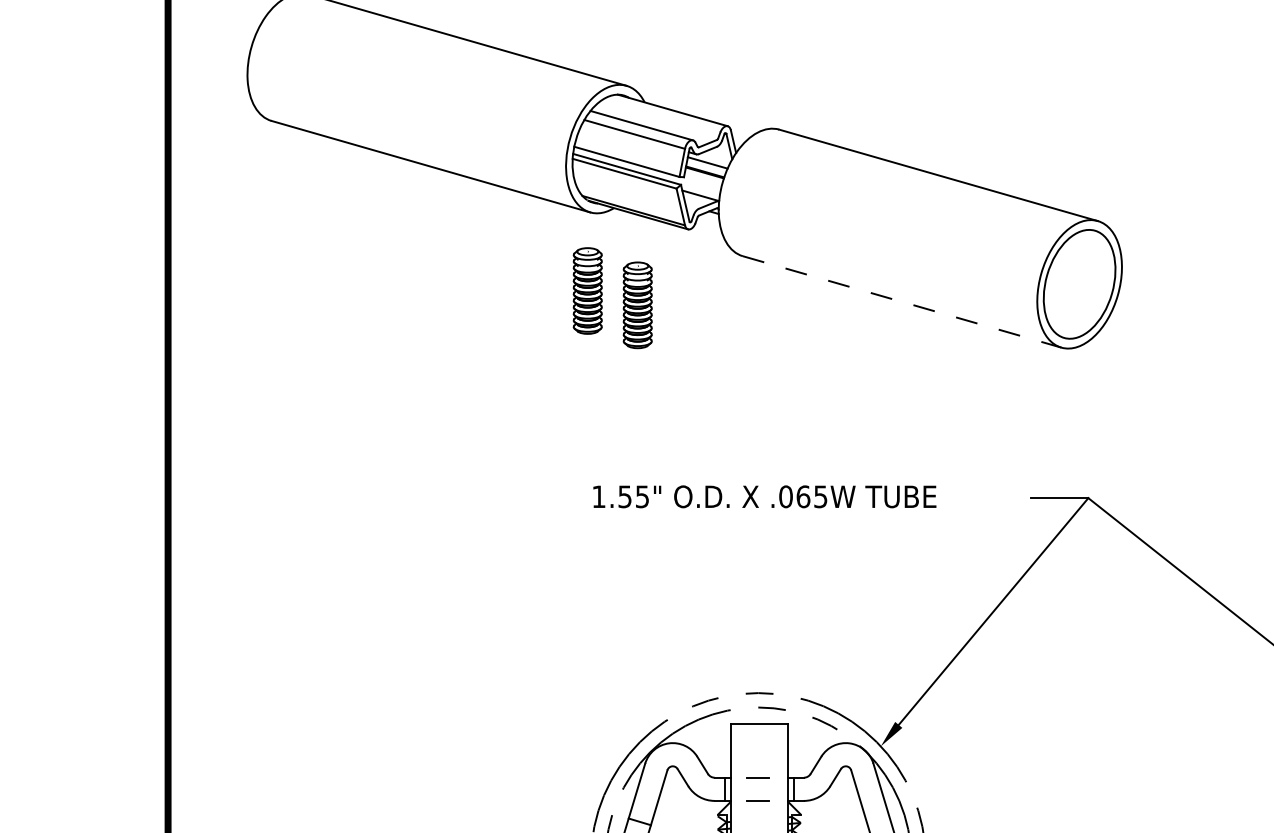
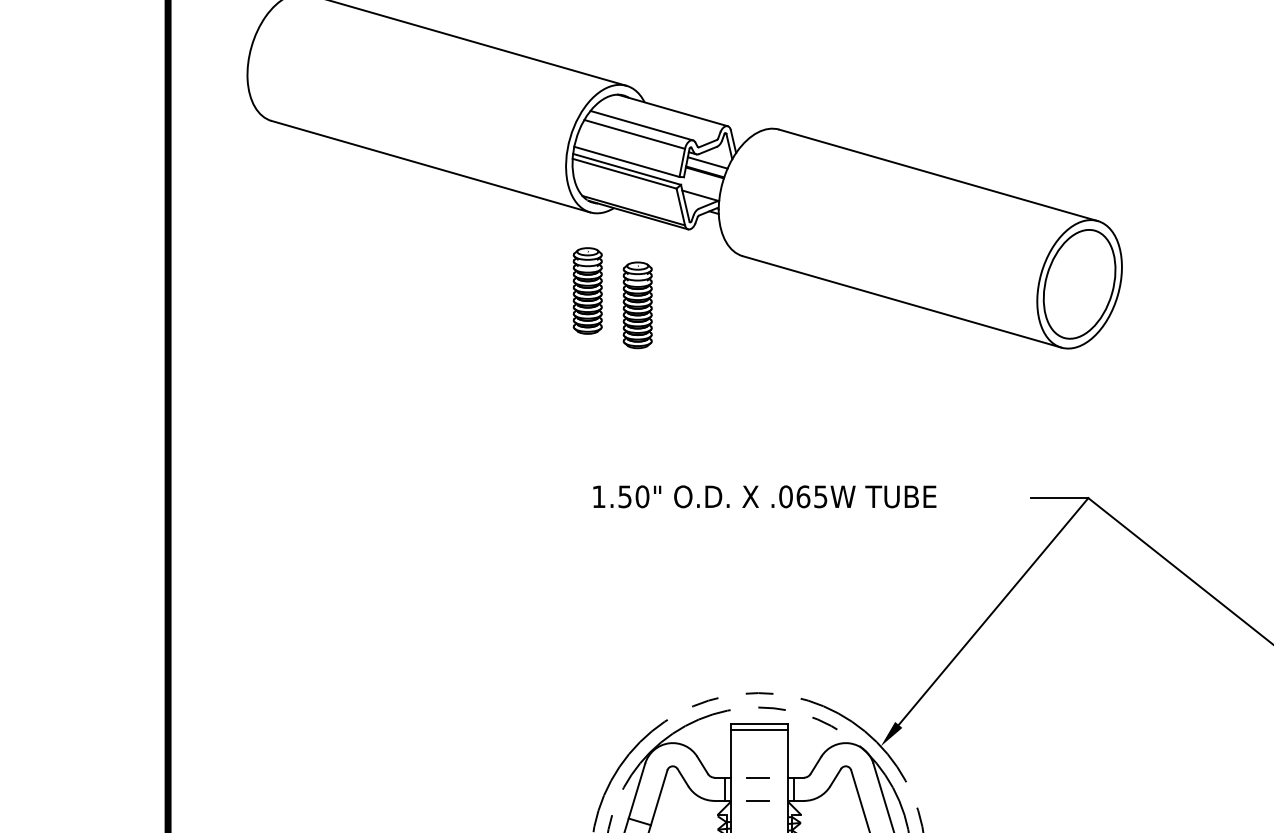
line: dashed -> solid (902, 301)
text: 1.55" -> 1.50" (642, 496)
line: none -> present (759, 729)
